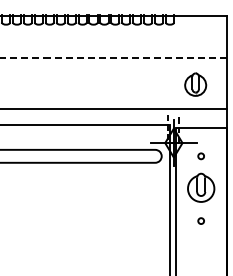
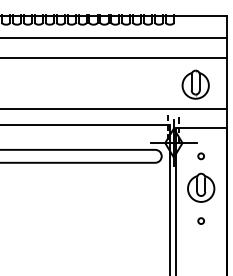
line: none -> present (114, 37)
line: dashed -> solid (113, 57)
part size: 24x25 px -> 29x31 px (195, 84)
